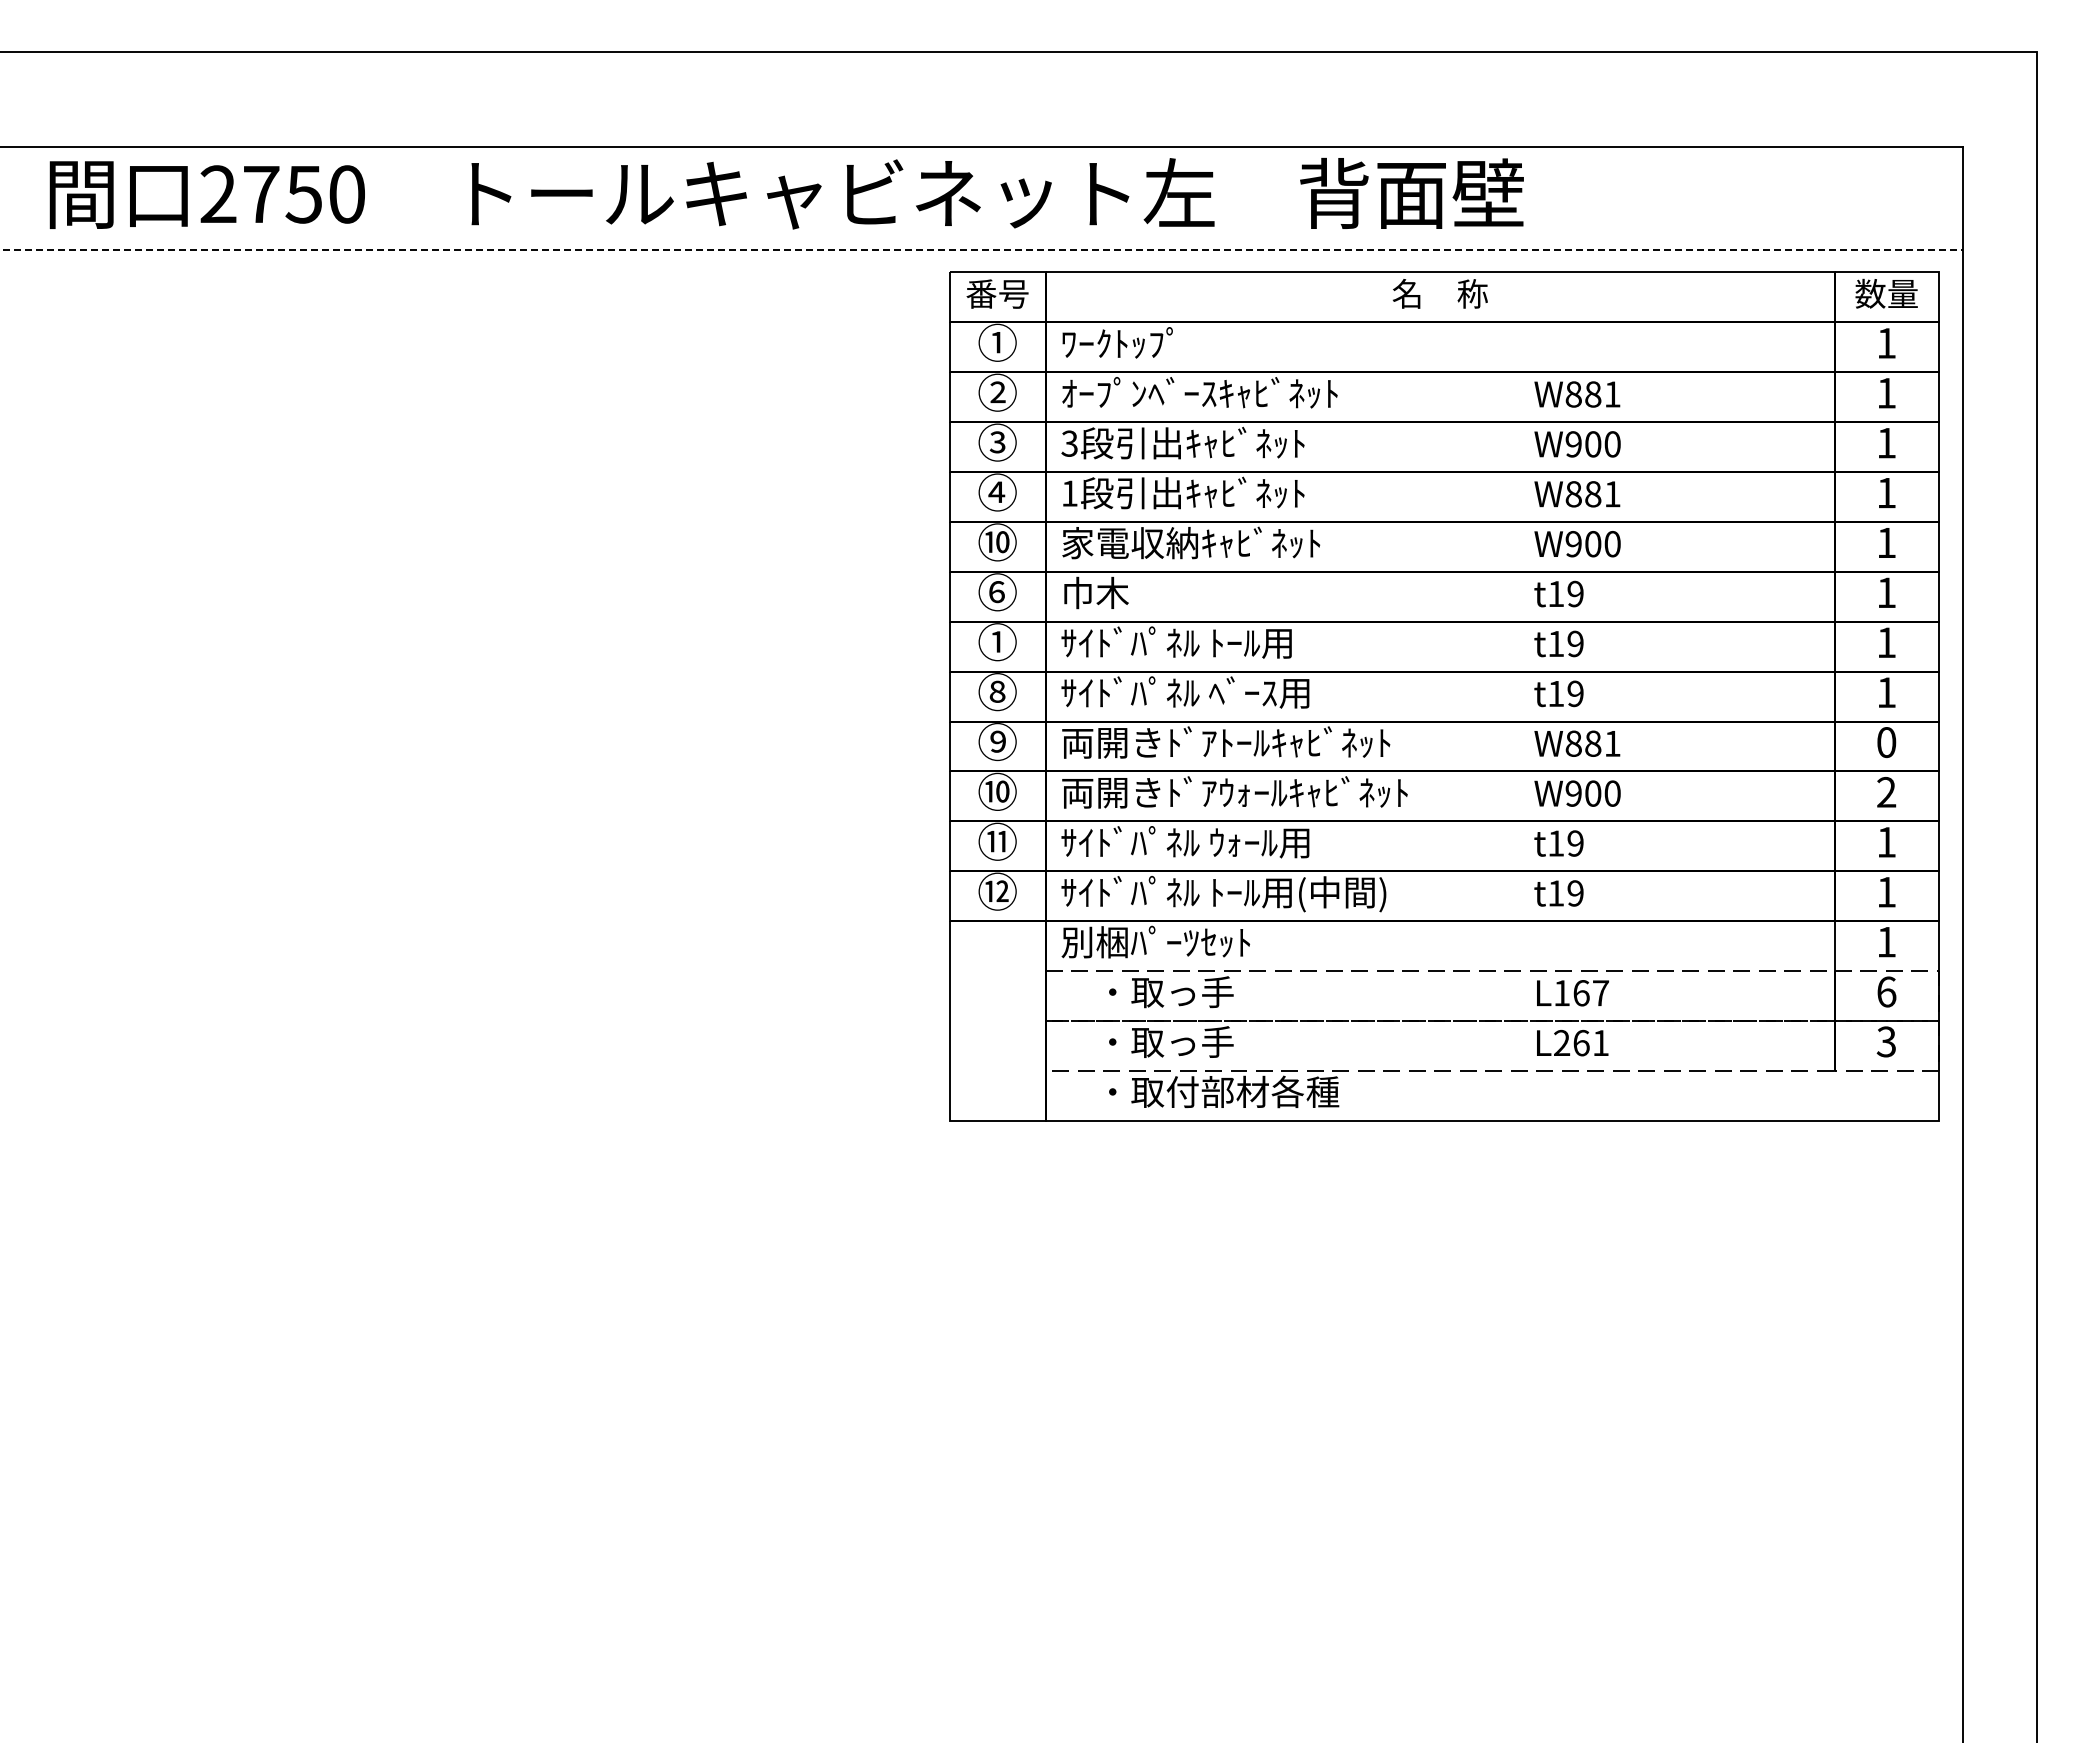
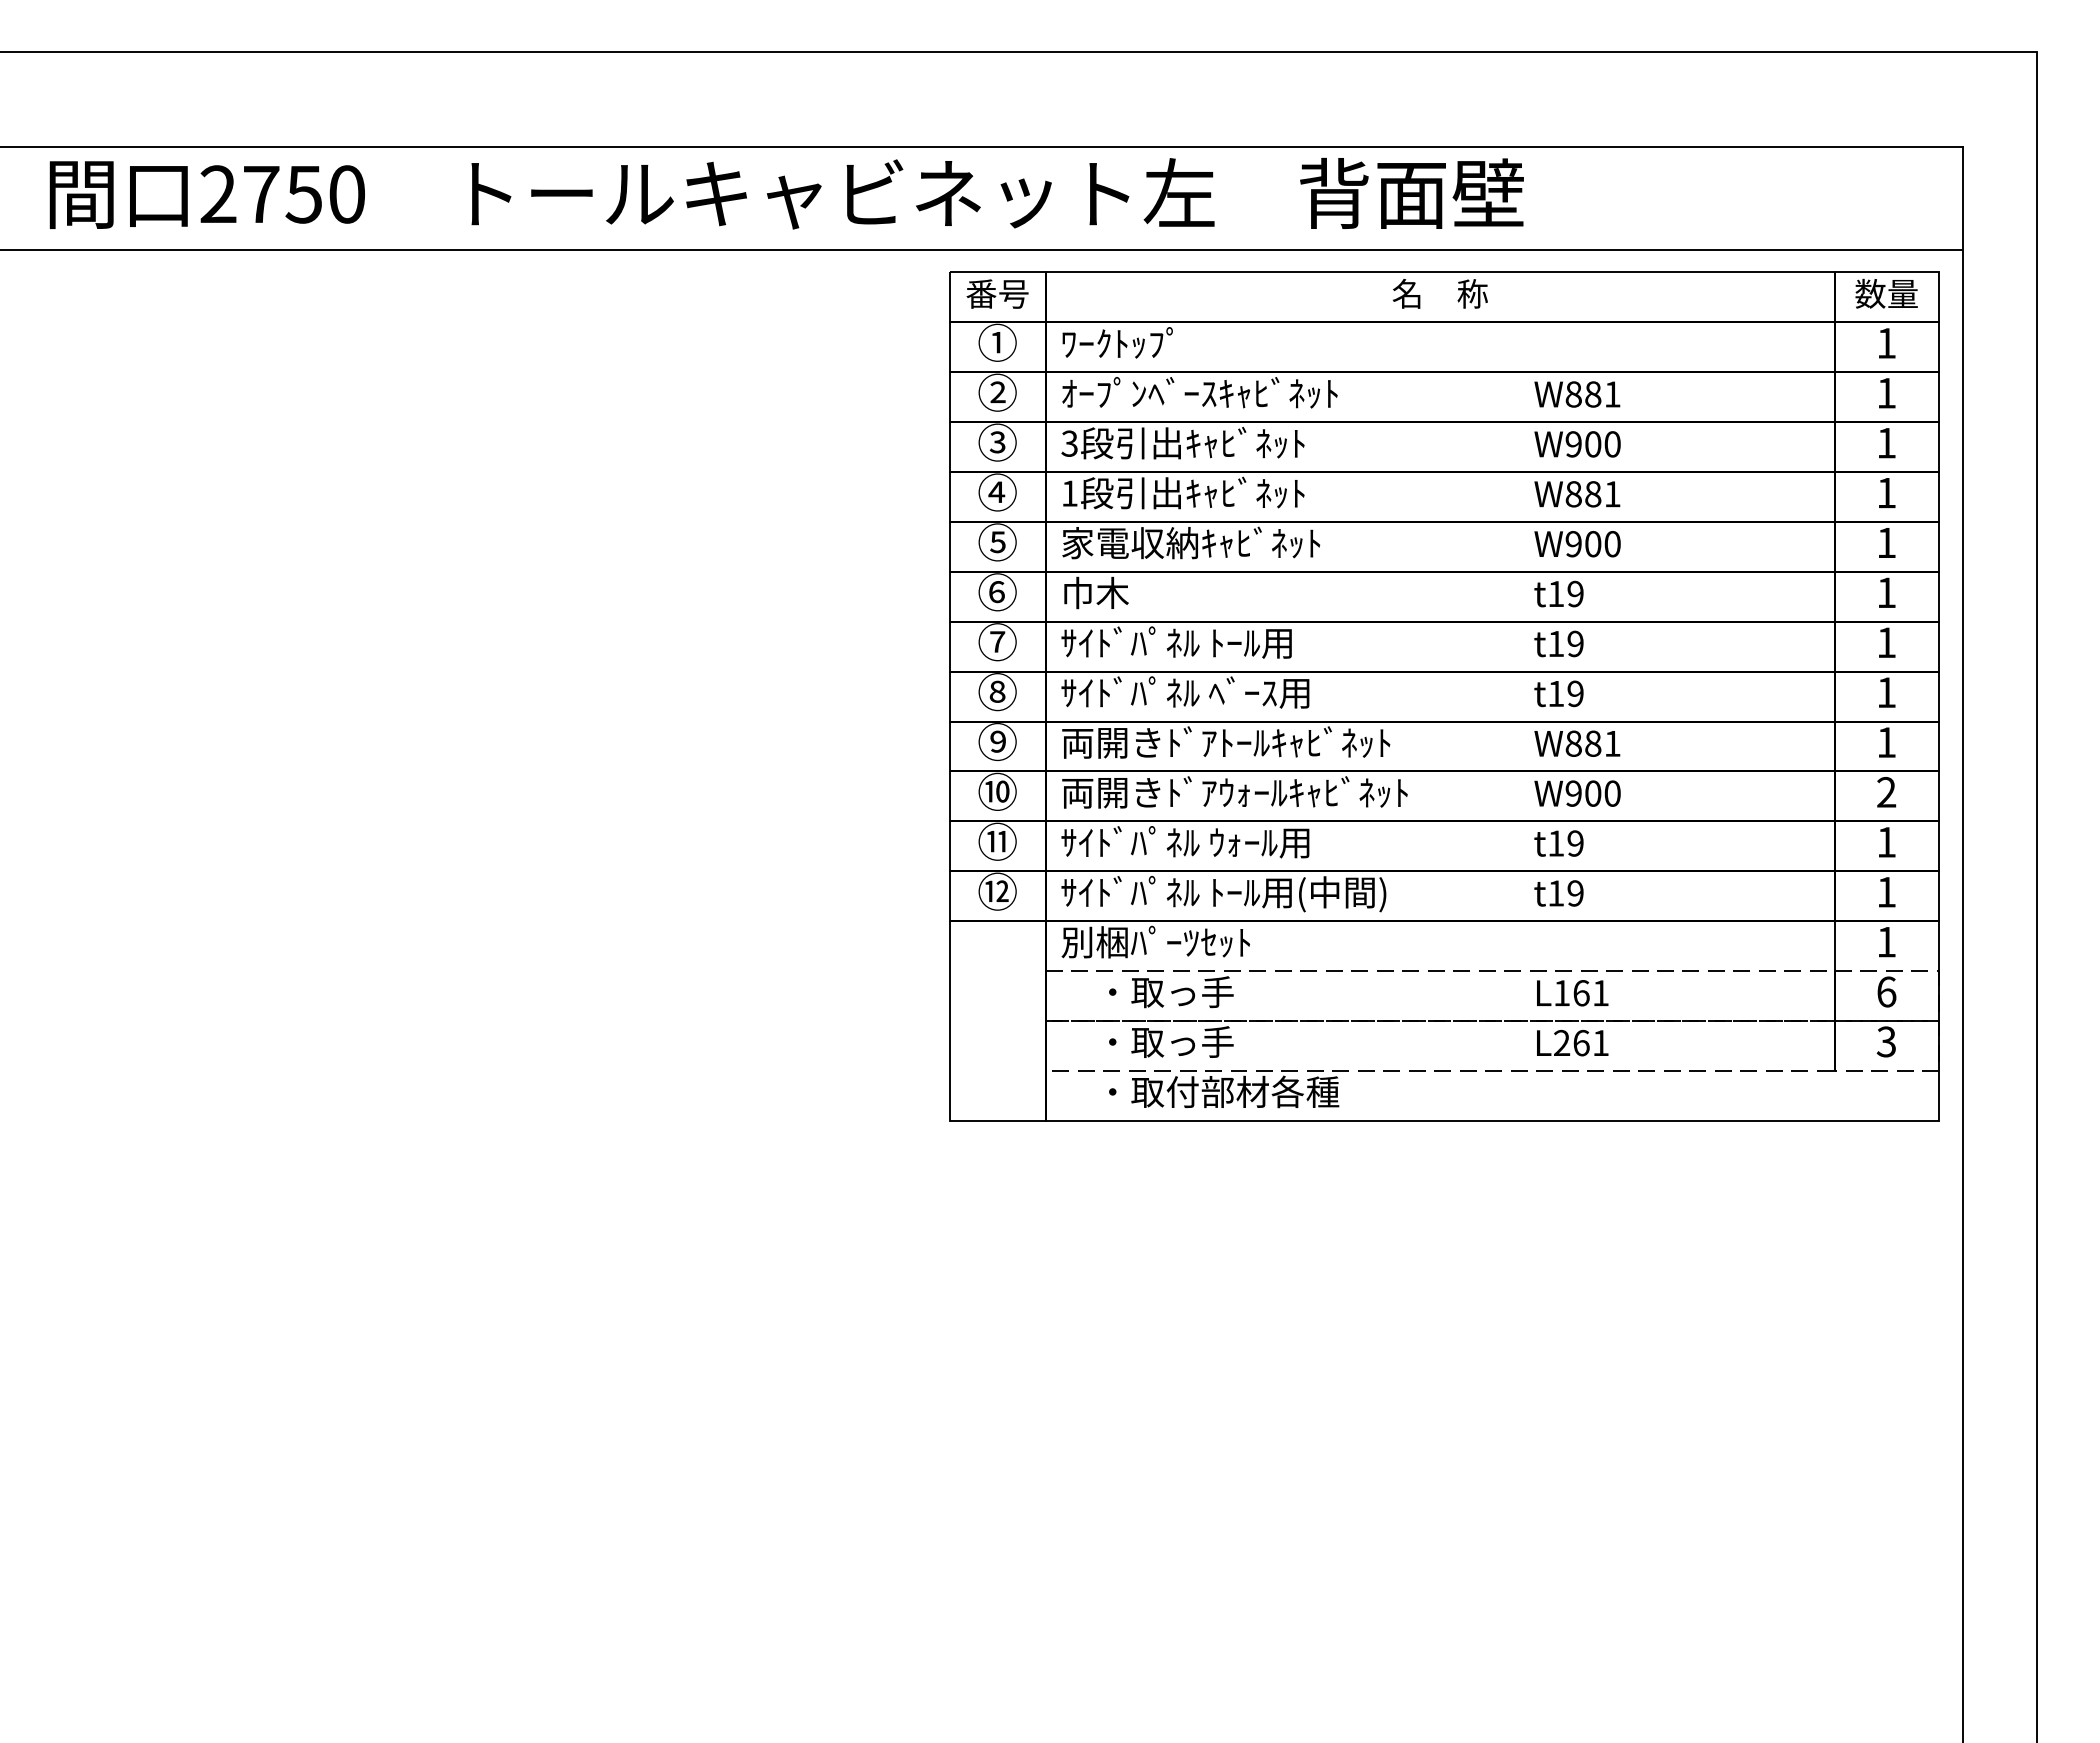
line: dashed -> solid (982, 249)
text: ⑩ -> ⑤ (997, 542)
text: ① -> ⑦ (997, 641)
text: 0 -> 1 (1886, 742)
text: L167 -> L161 (1601, 993)
